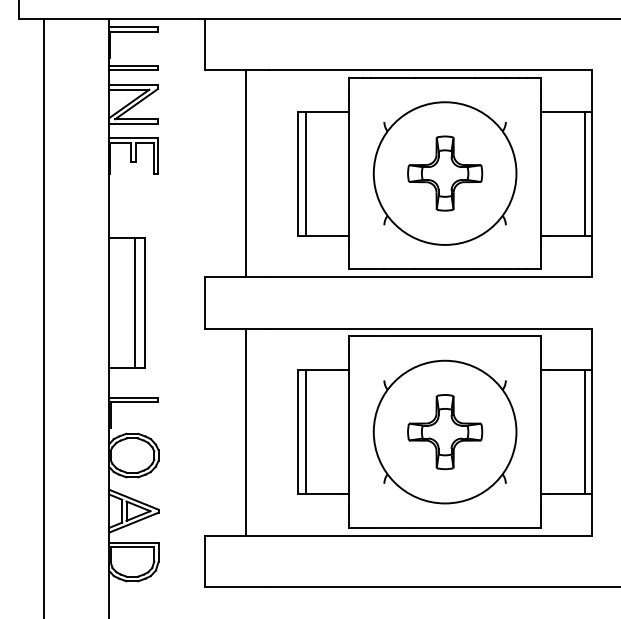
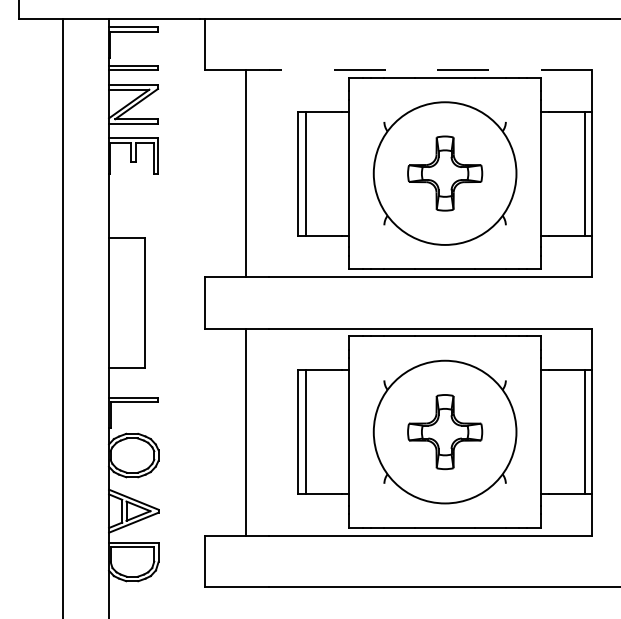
line: solid -> dashed (430, 70)
line: present -> none (134, 302)
line position: (44, 316) -> (63, 316) (63, 316)
